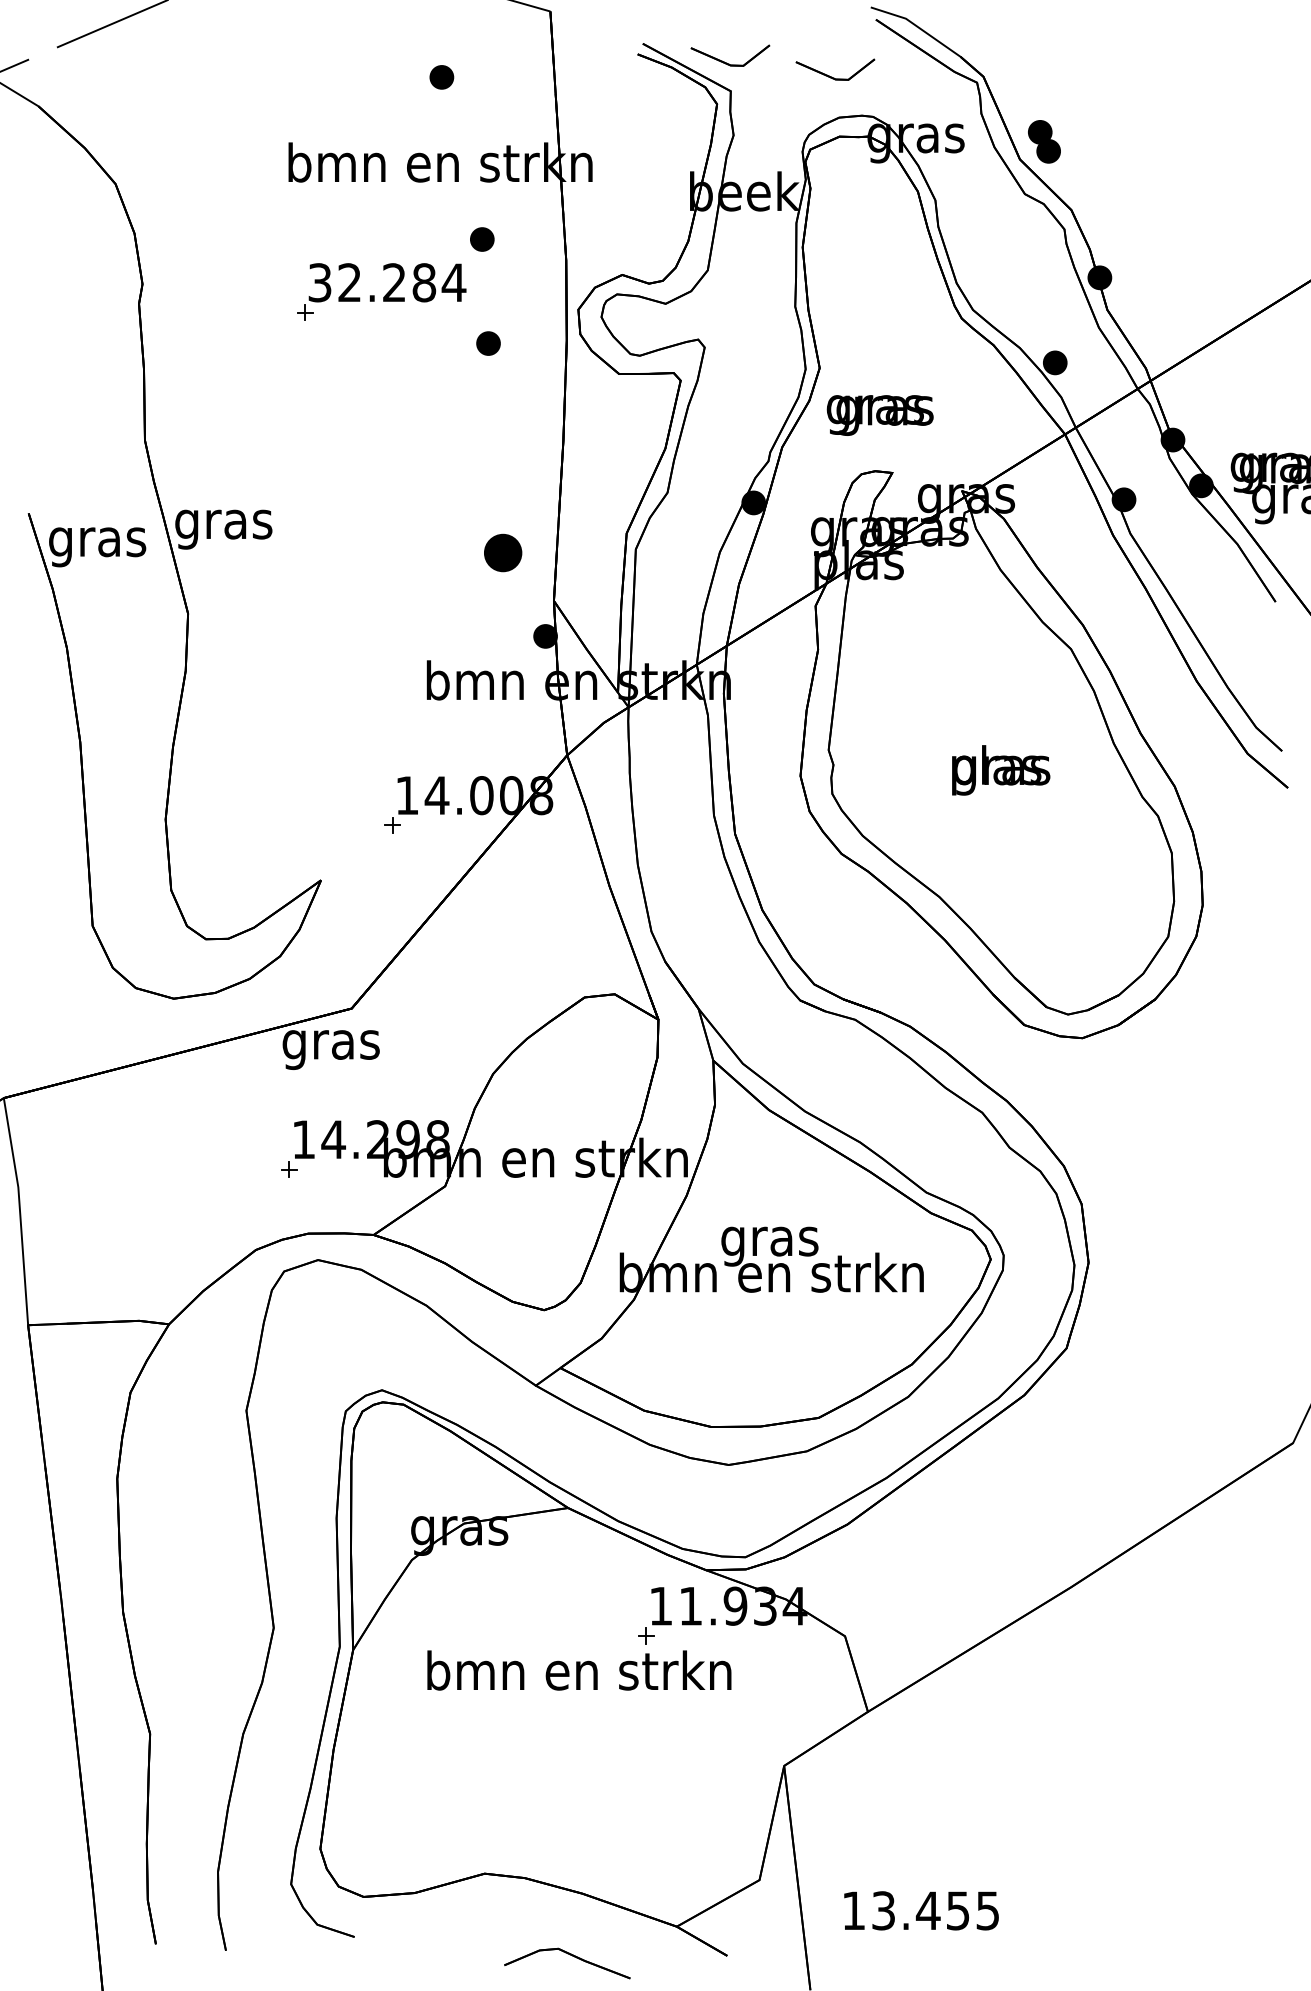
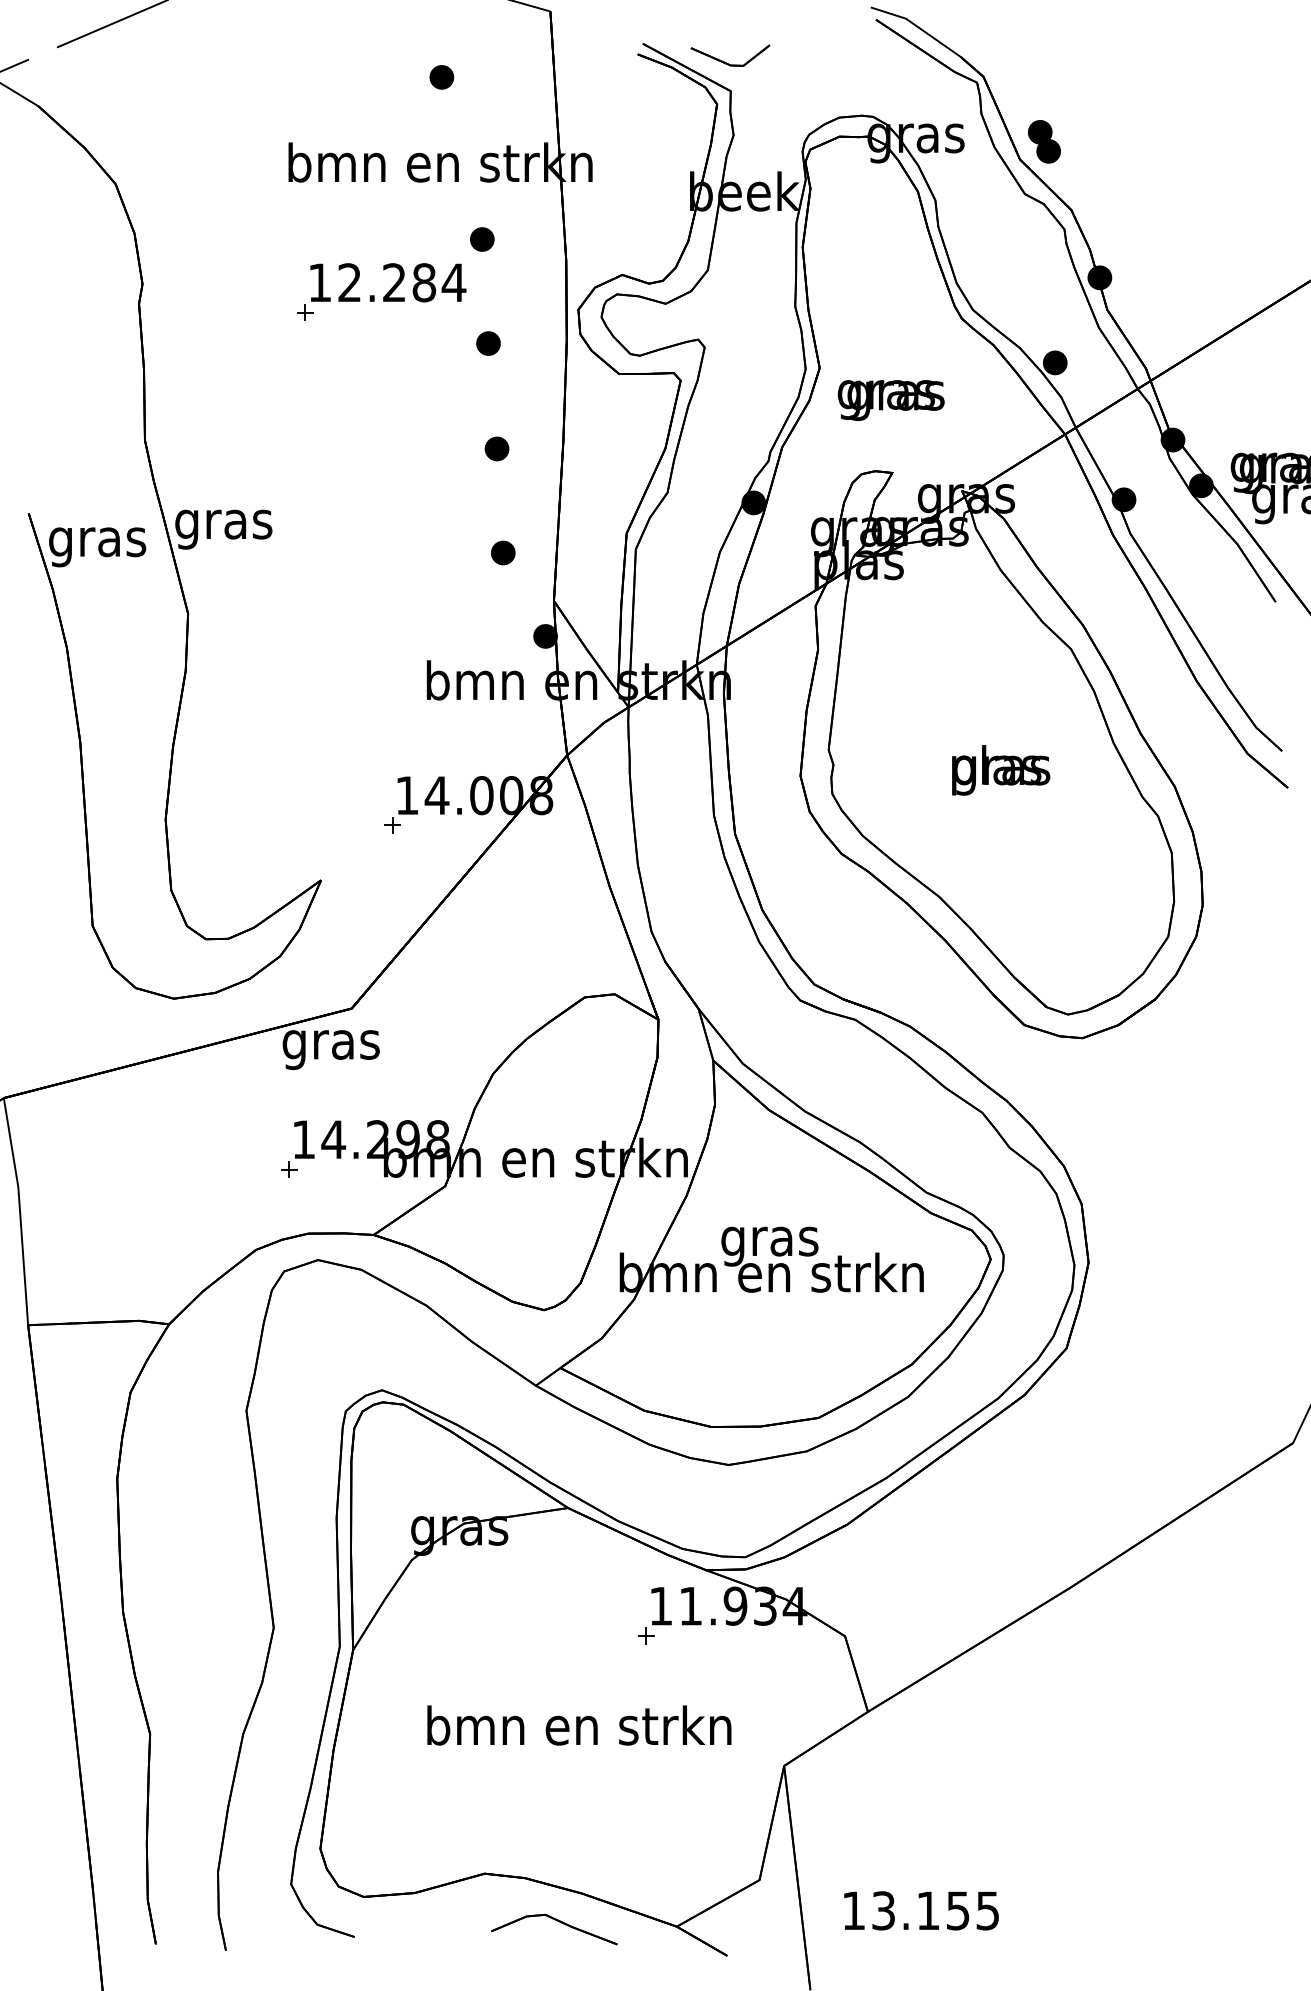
part: present -> none (831, 76)
text: 32.284 -> 12.284 (319, 282)
text position: (879, 415) -> (890, 400) (890, 400)
part: none -> present (496, 448)
part size: 39x40 px -> 25x26 px (503, 552)
text position: (579, 1670) -> (579, 1725) (579, 1725)
text: 13.455 -> 13.155 (927, 1910)
part position: (570, 1955) -> (557, 1921) (557, 1921)
